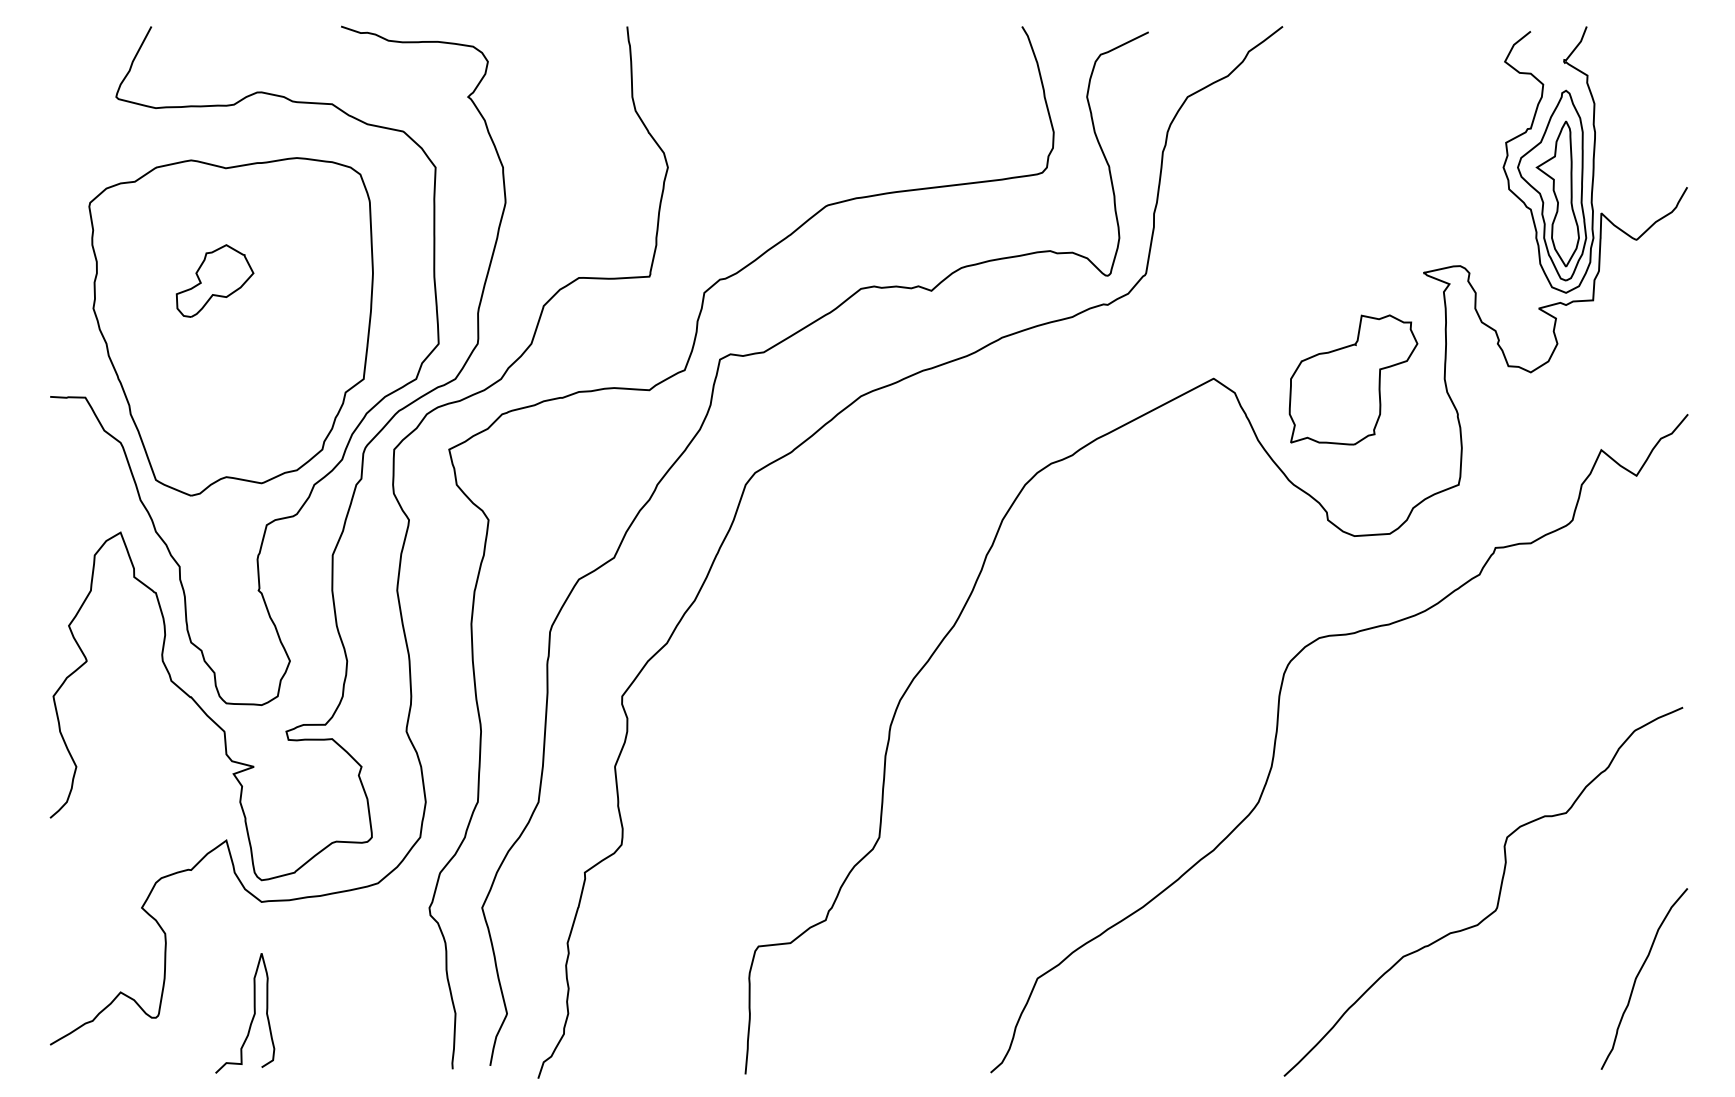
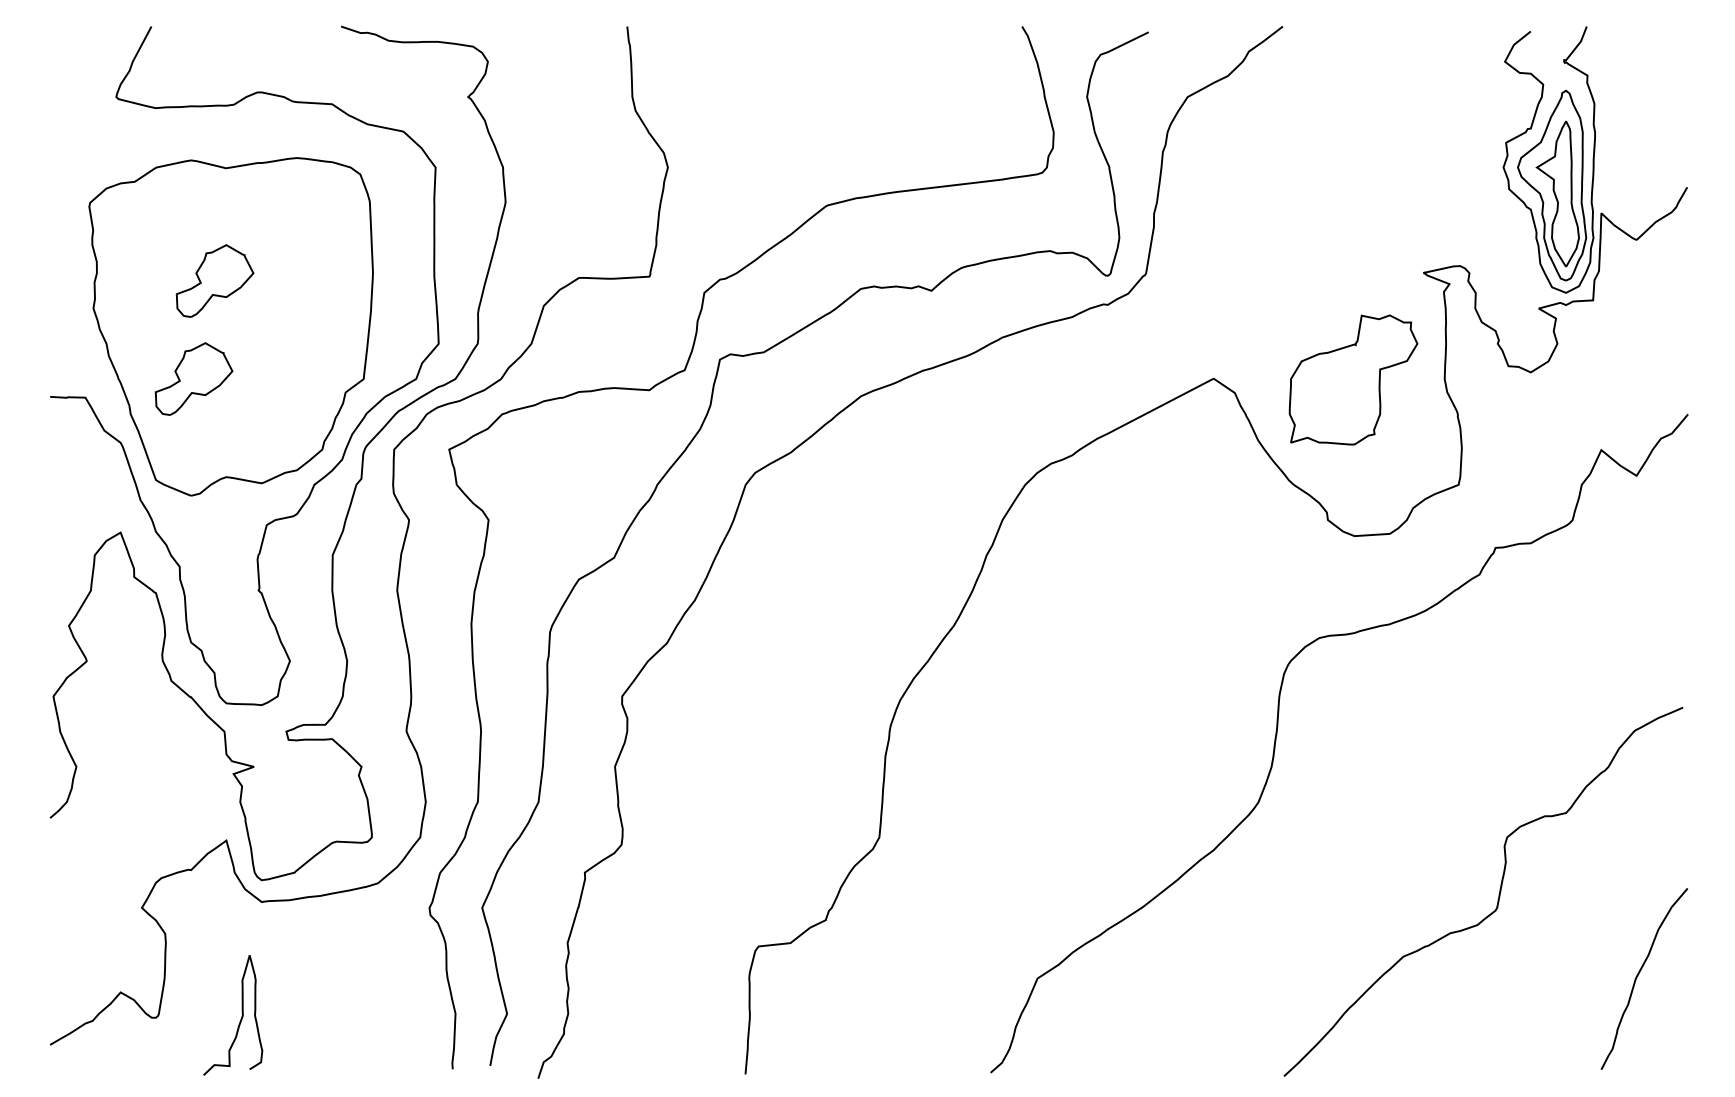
part: none -> present (193, 378)
curve position: (252, 1016) -> (240, 1018) (240, 1018)
